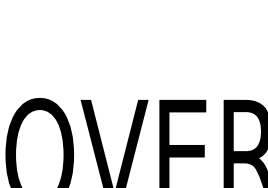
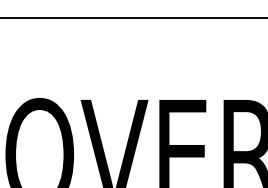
line: none -> present (133, 18)
